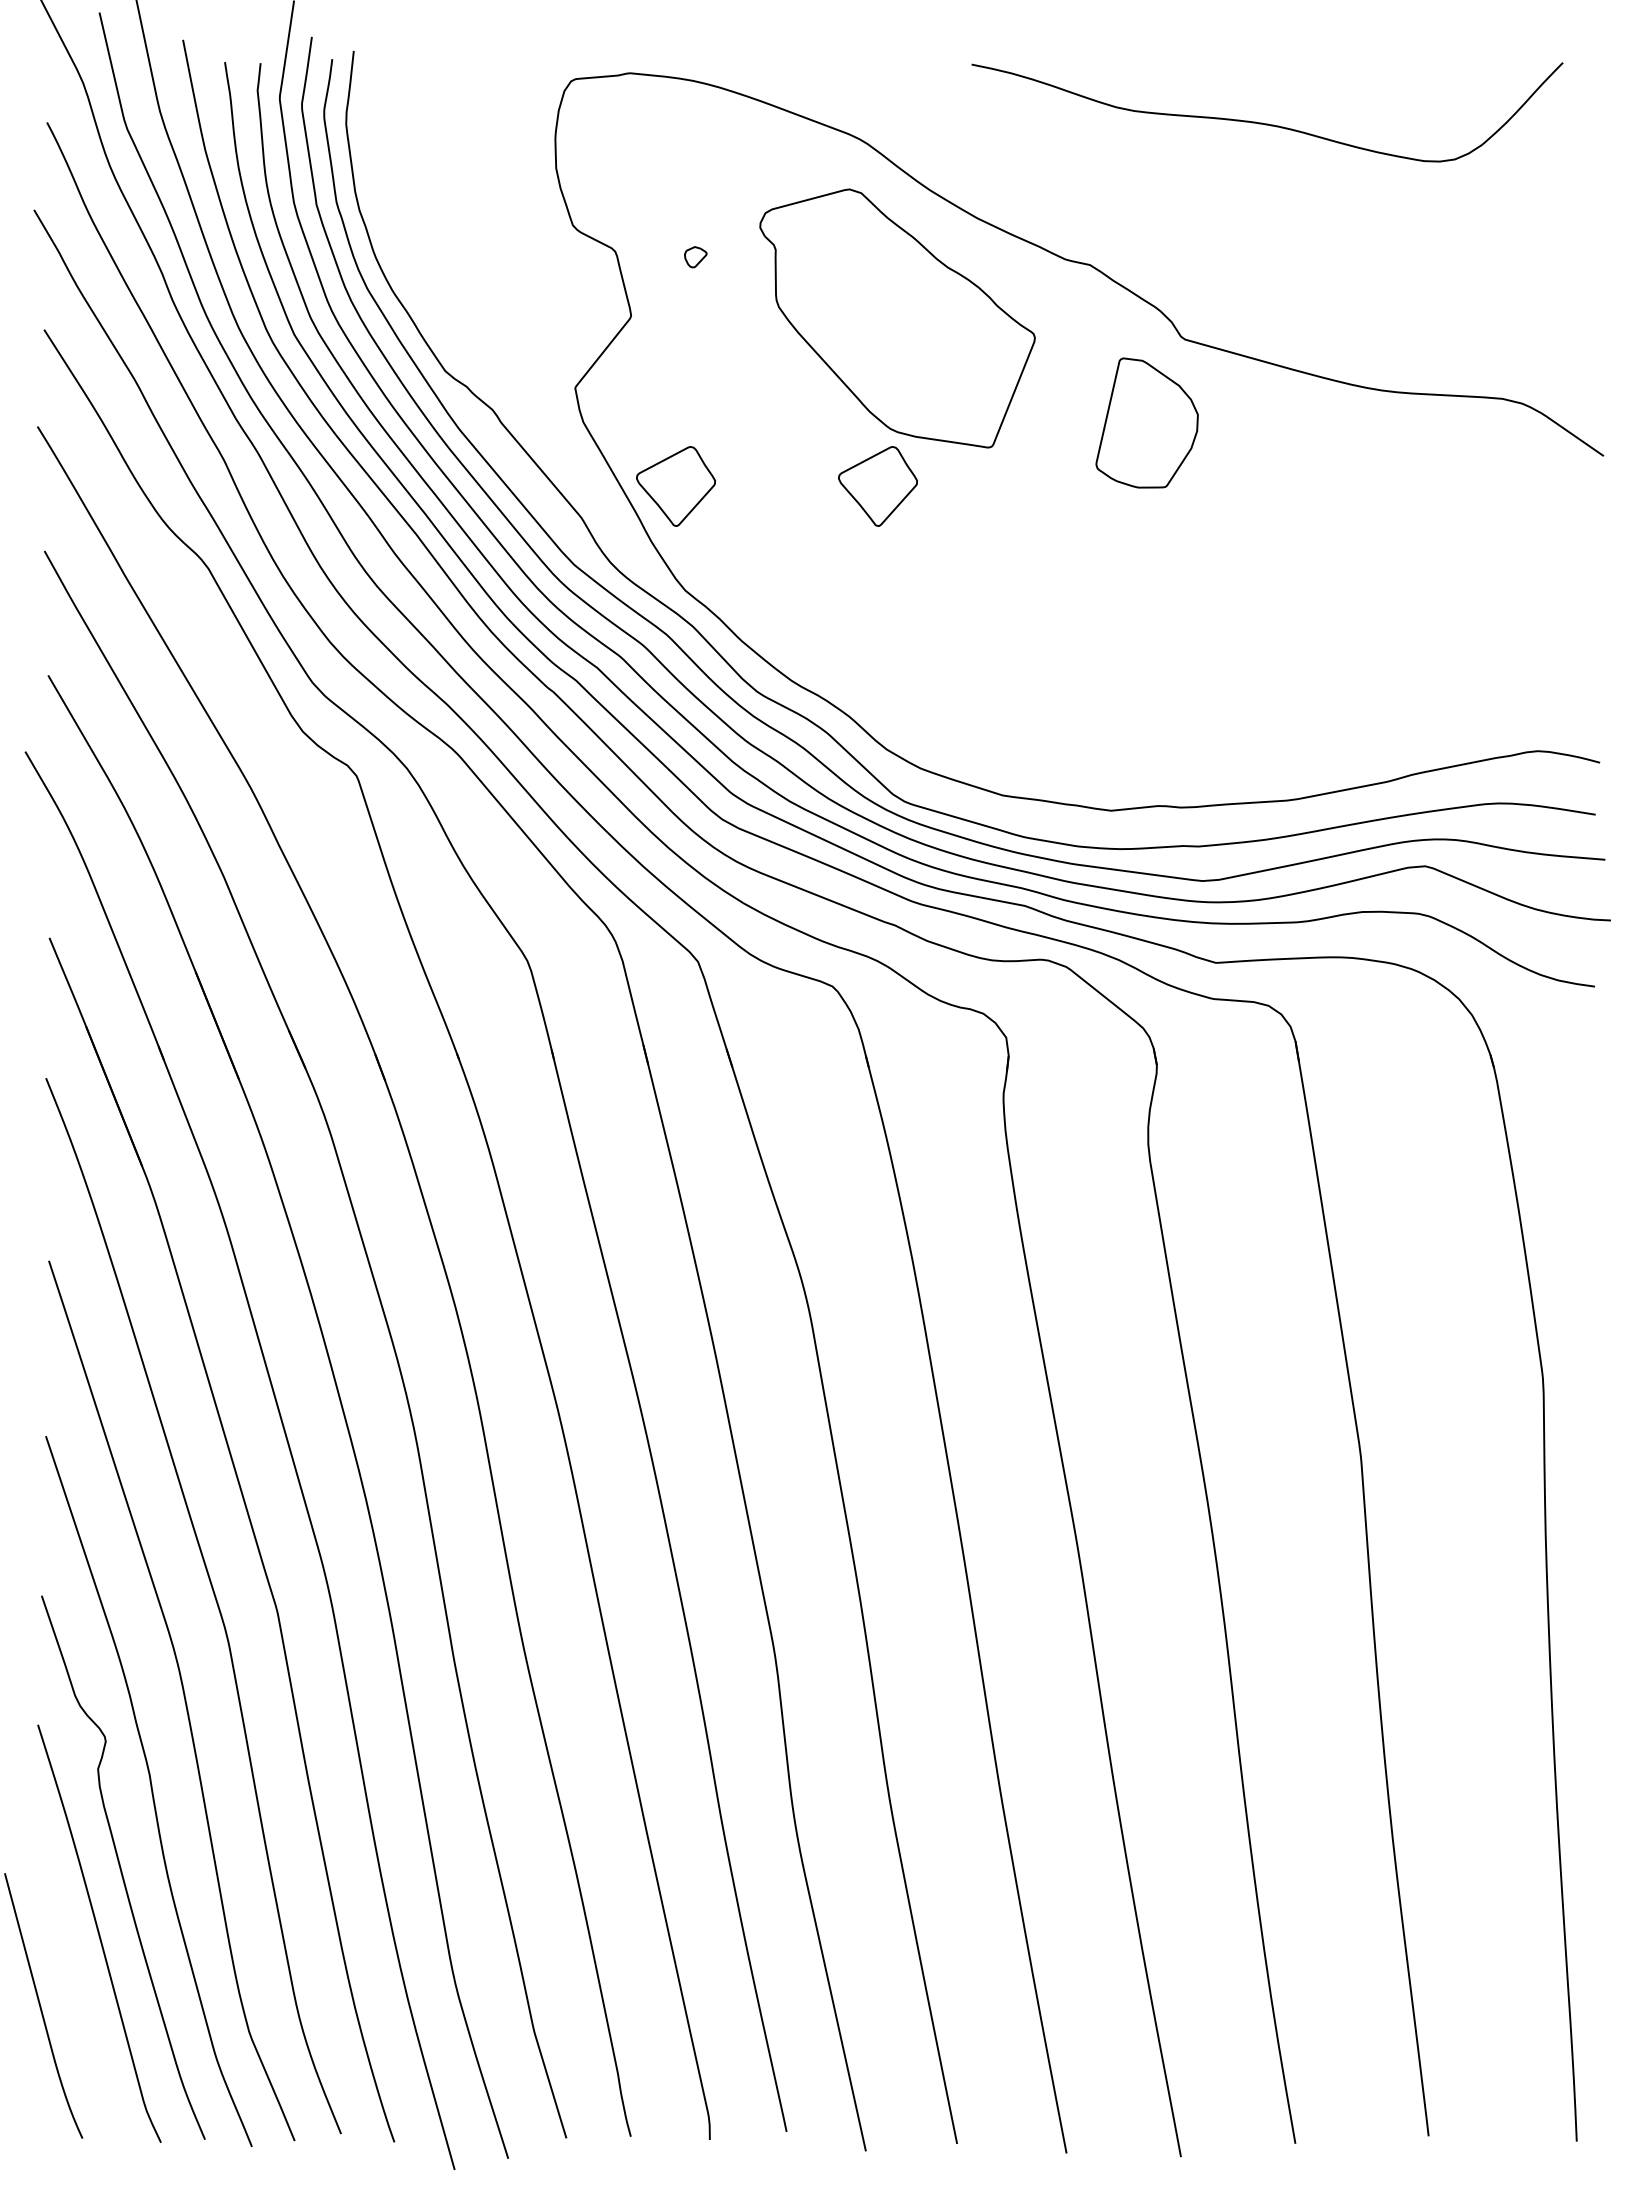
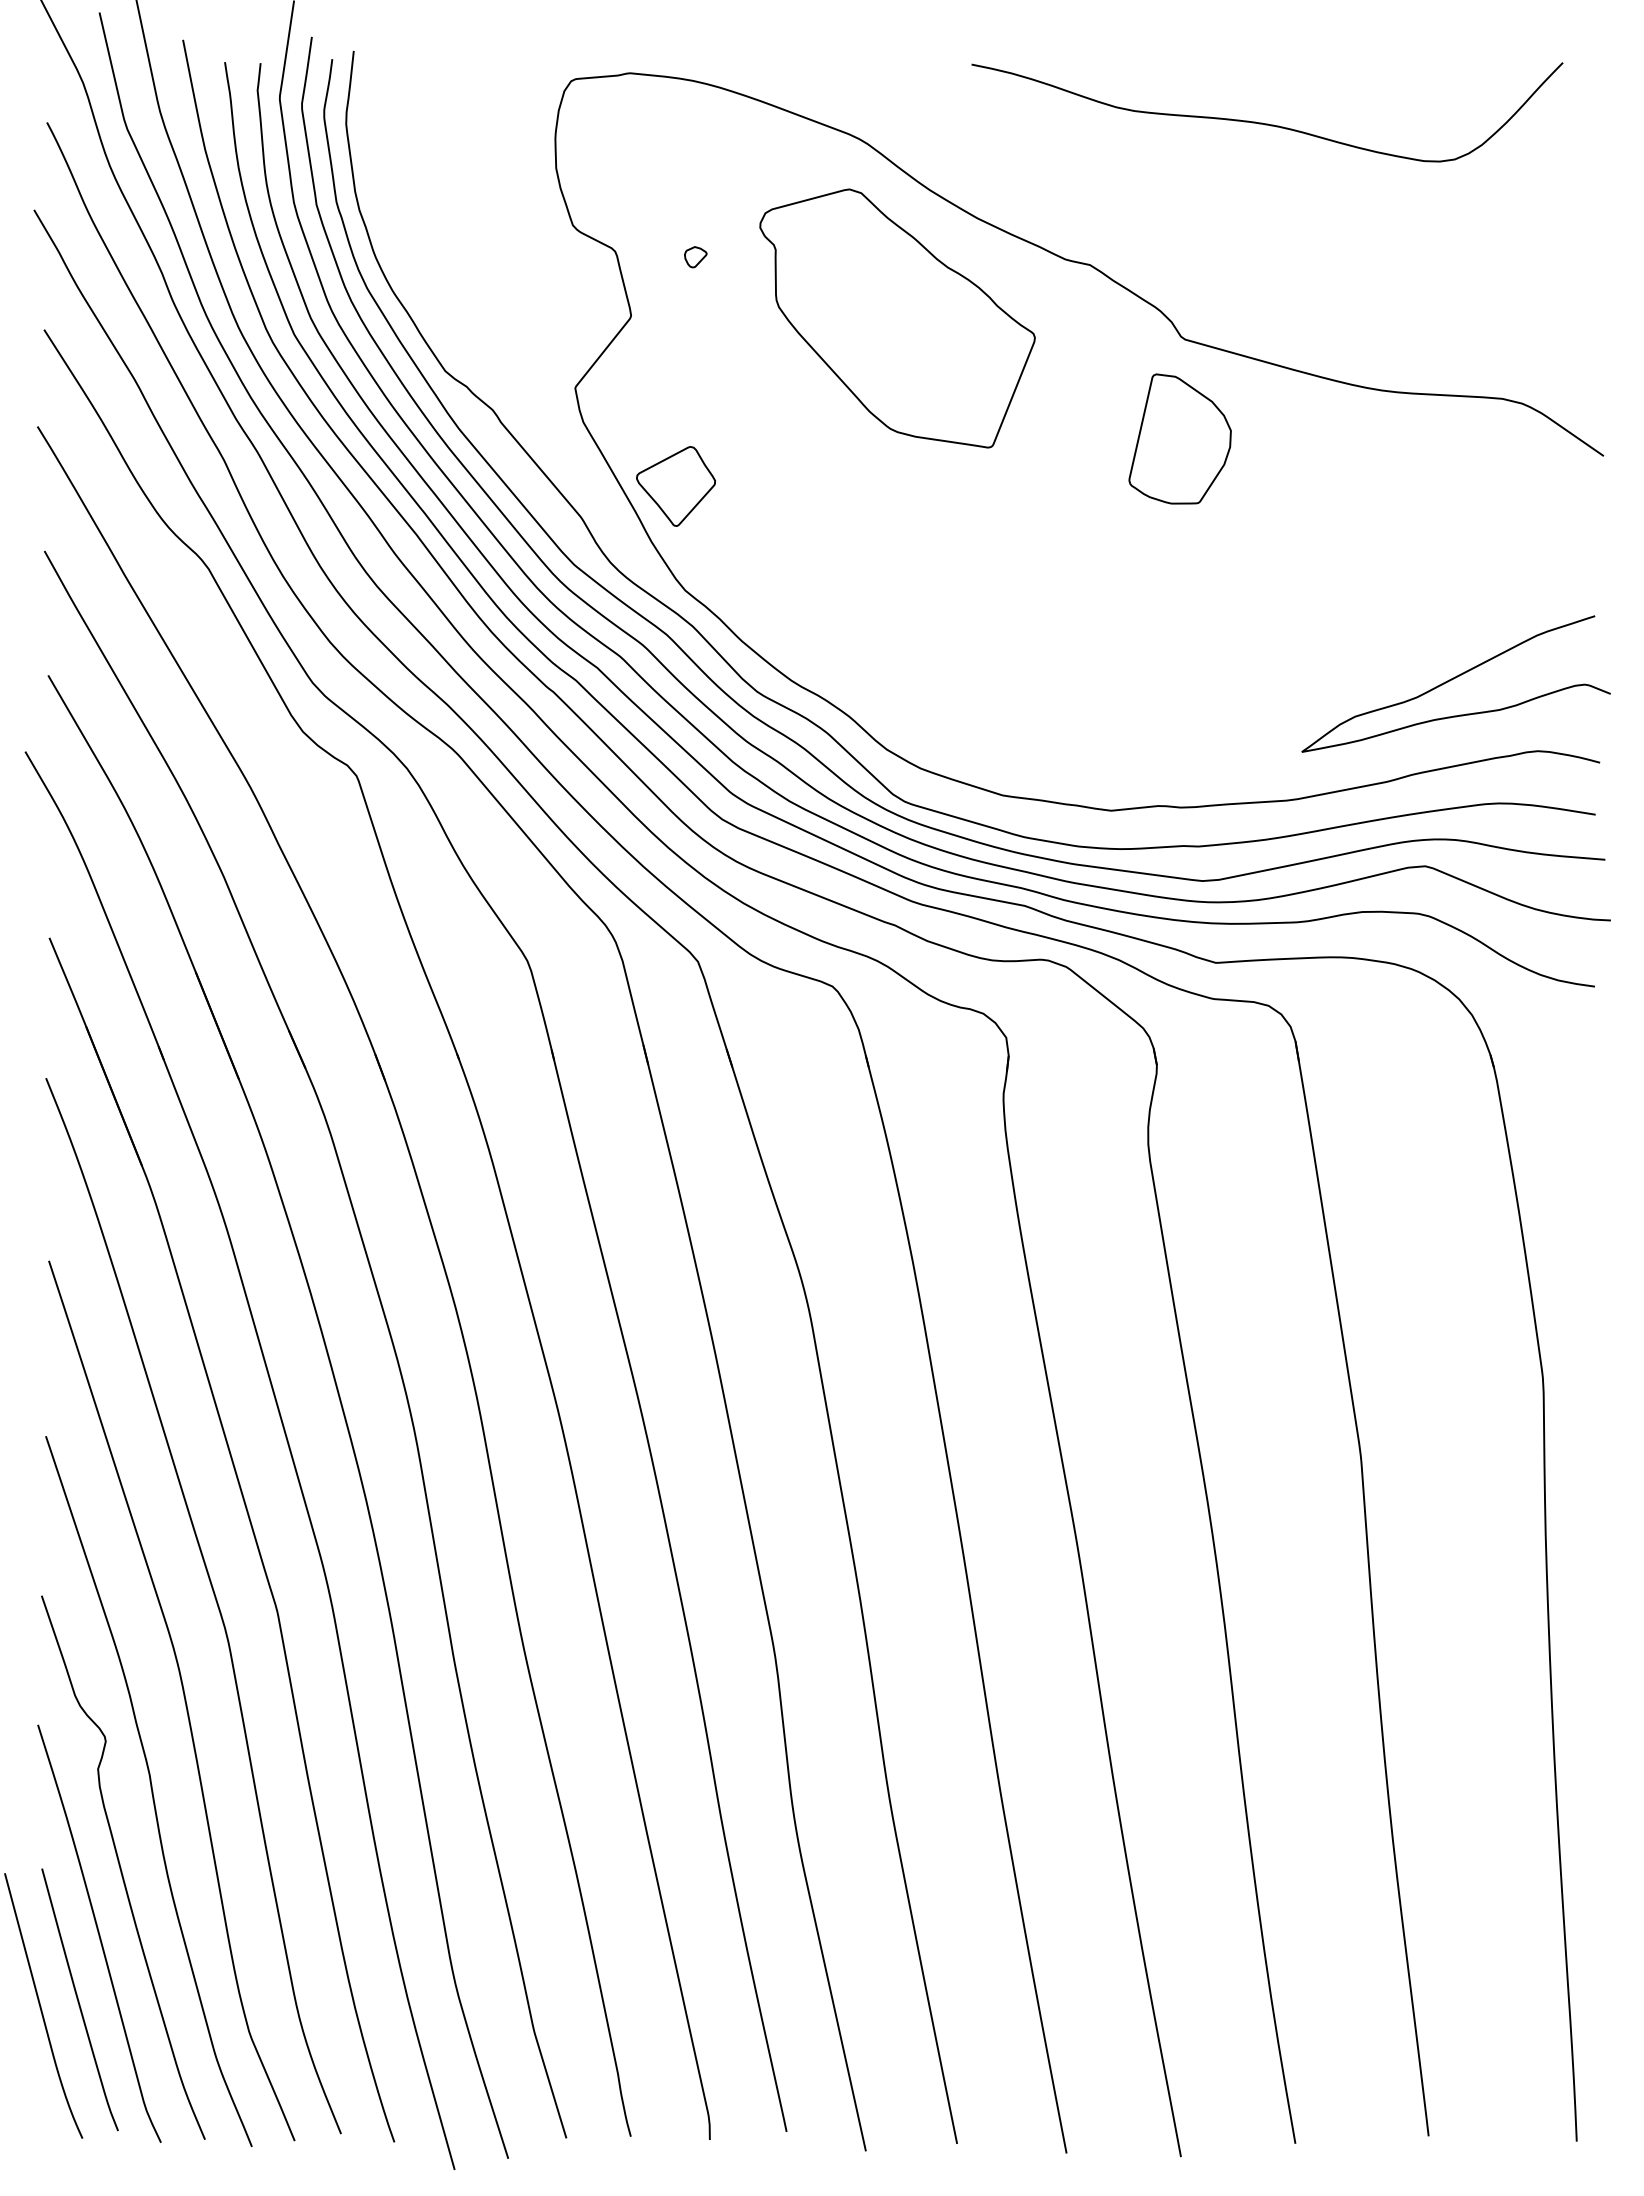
part position: (1146, 422) -> (1179, 438) (1179, 438)
part: present -> none (877, 486)
curve: none -> present (1452, 680)
curve: none -> present (78, 1999)
